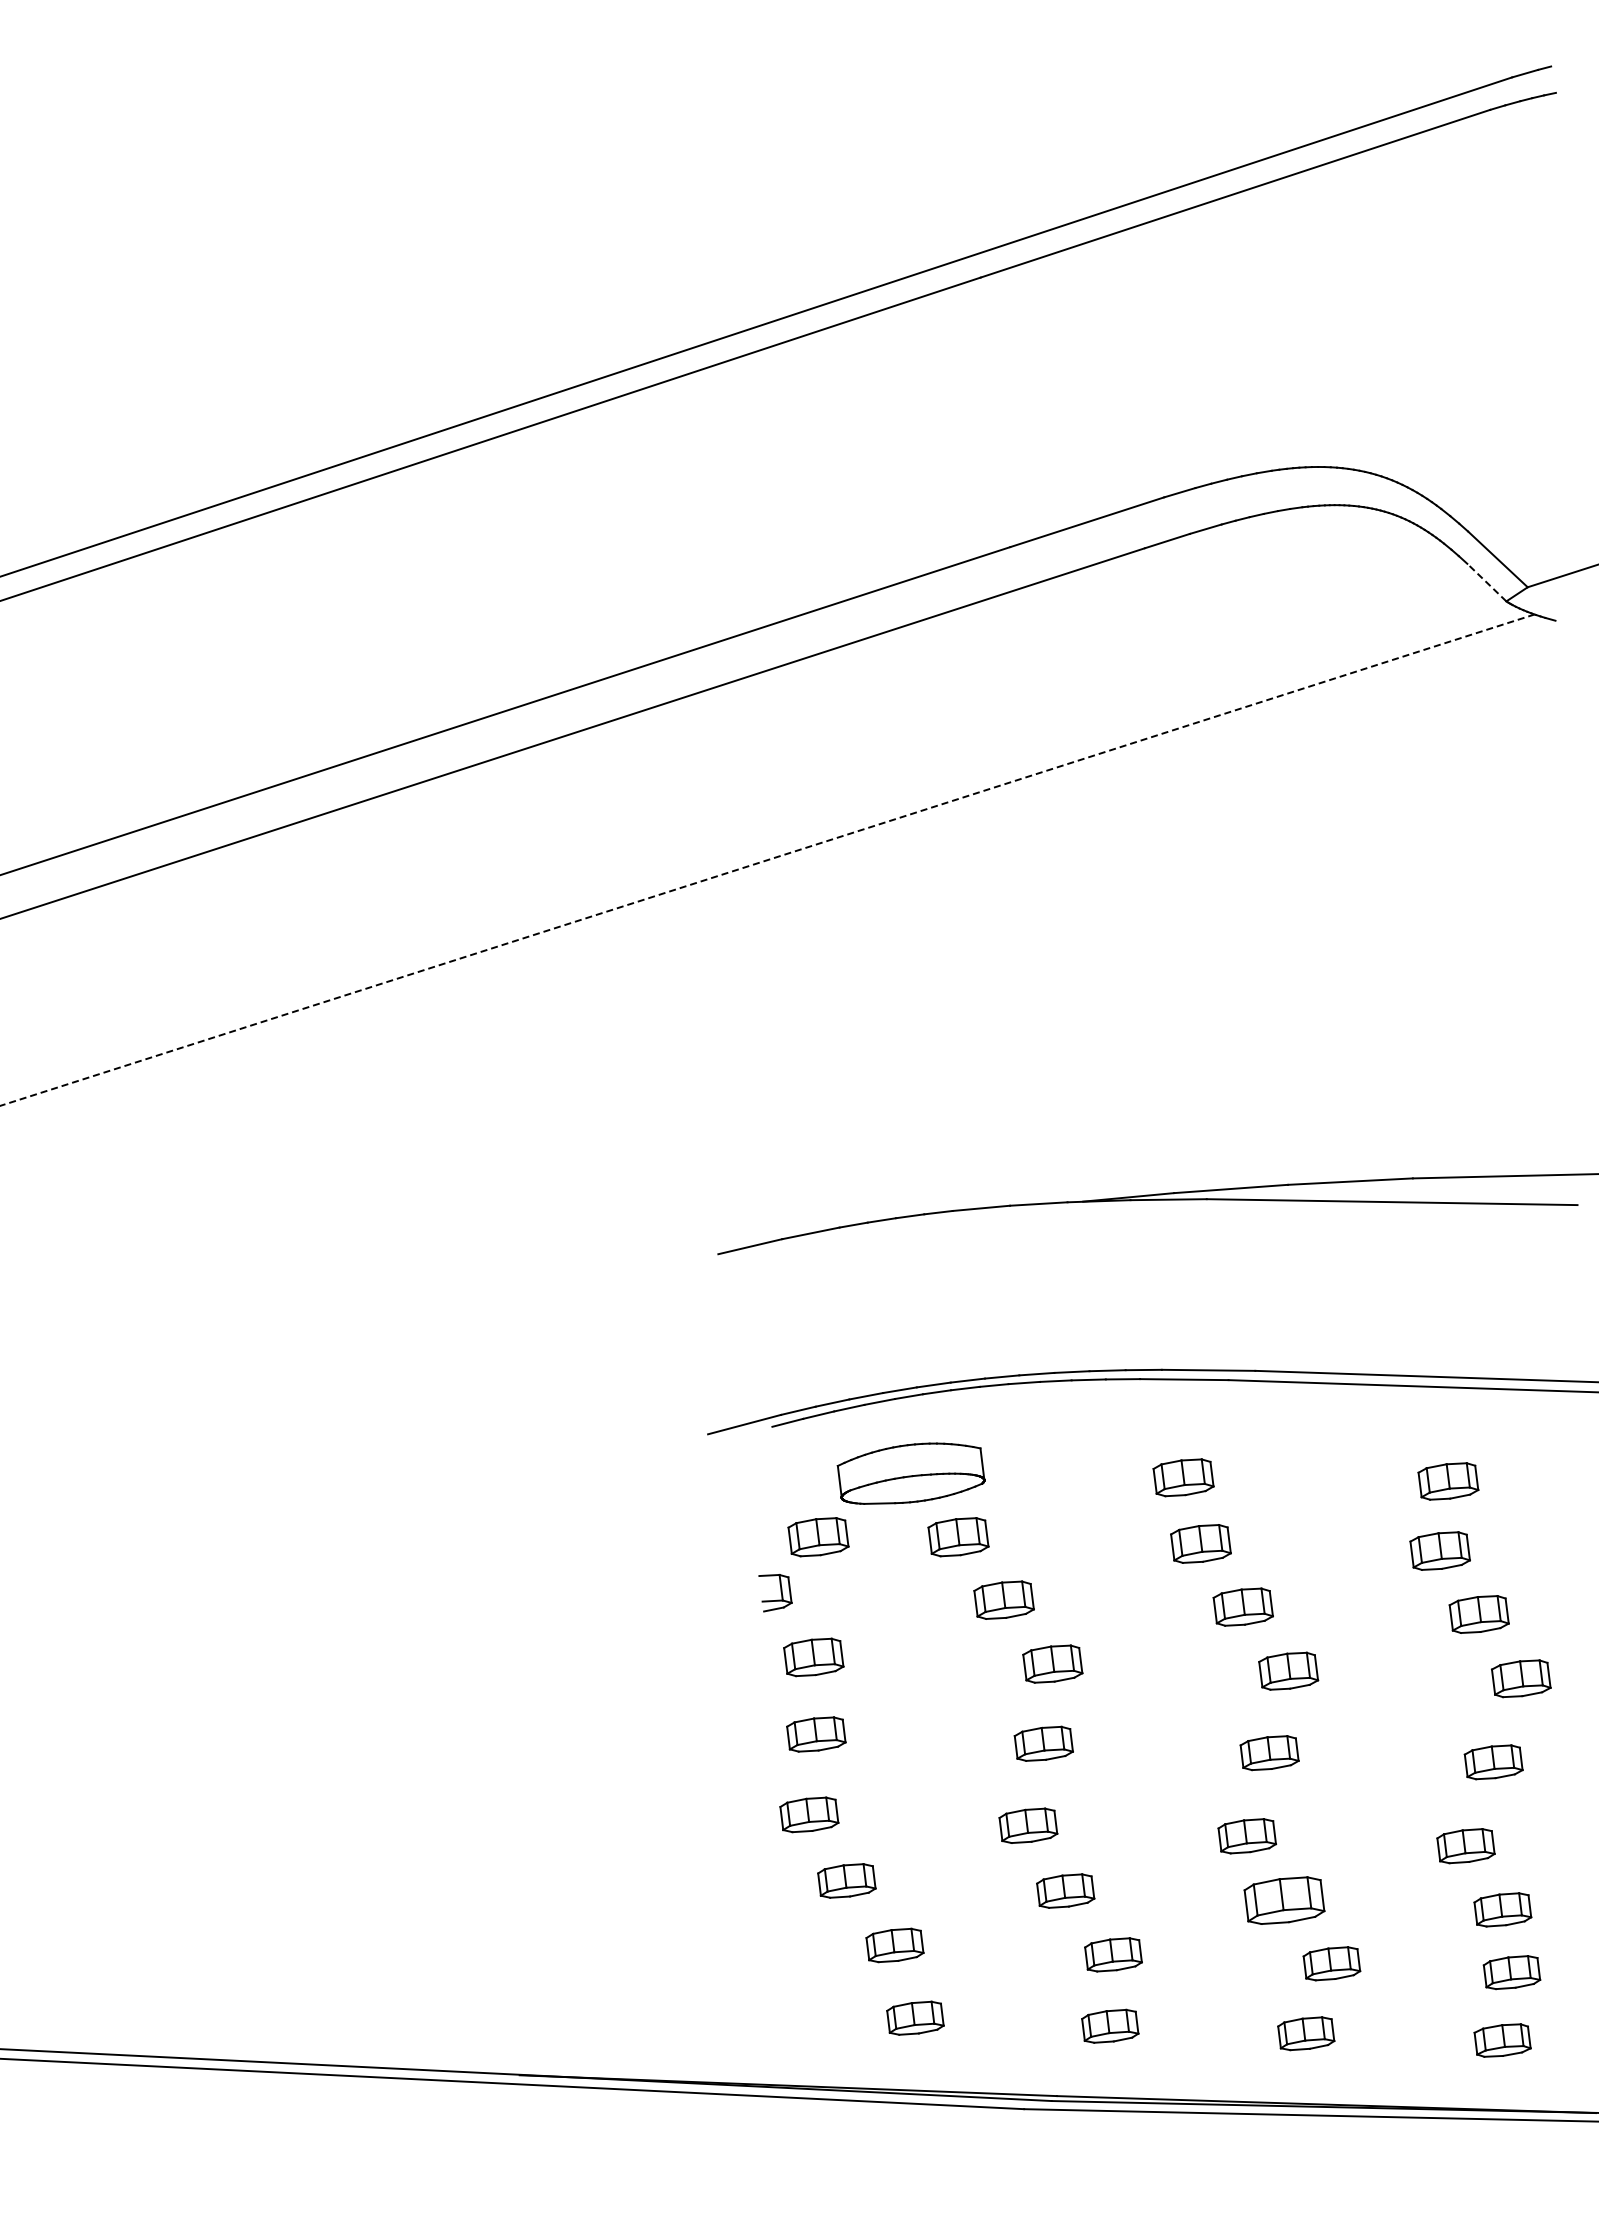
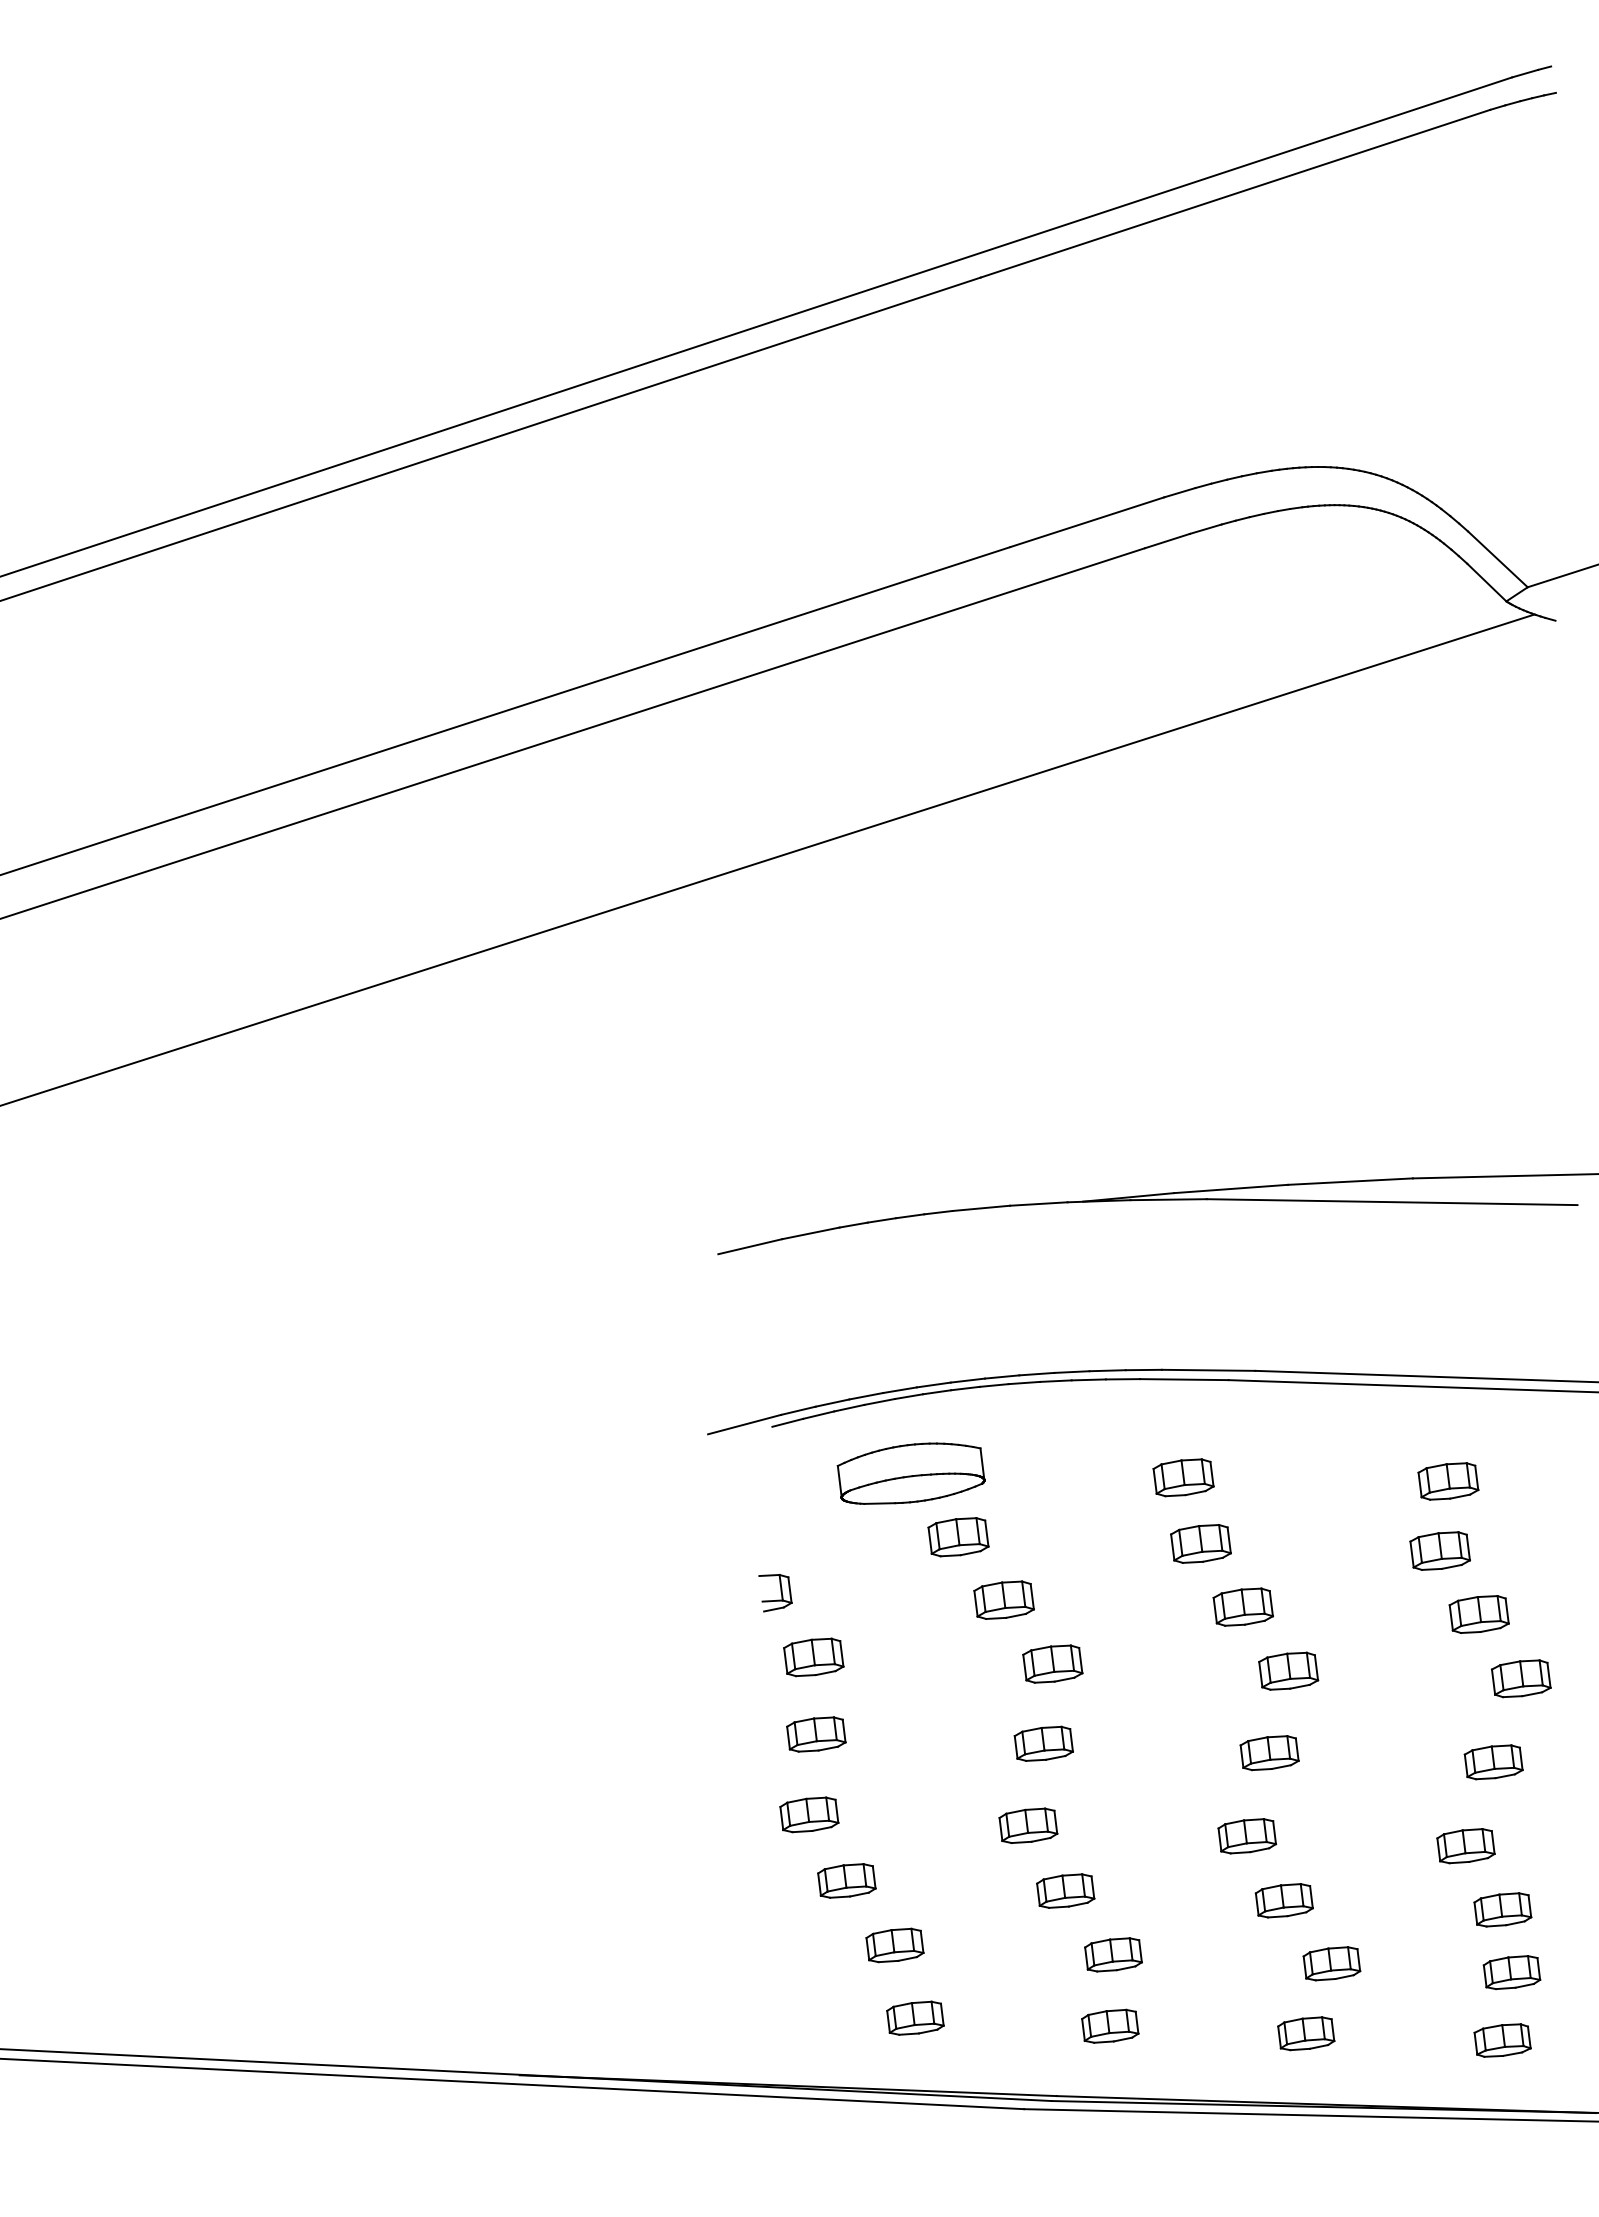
line: dashed -> solid (1486, 582)
line: dashed -> solid (768, 859)
part: present -> none (818, 1537)
part size: 83x49 px -> 60x36 px (1283, 1900)
